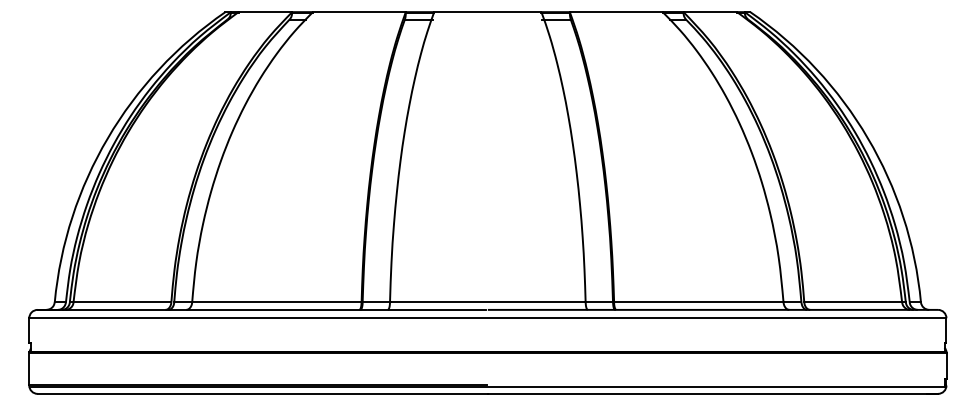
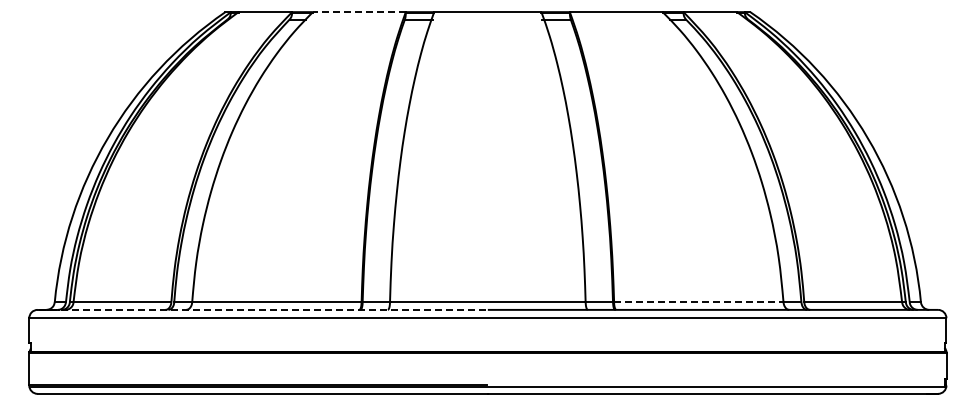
line: solid -> dashed (358, 12)
line: solid -> dashed (698, 302)
line: solid -> dashed (261, 309)
